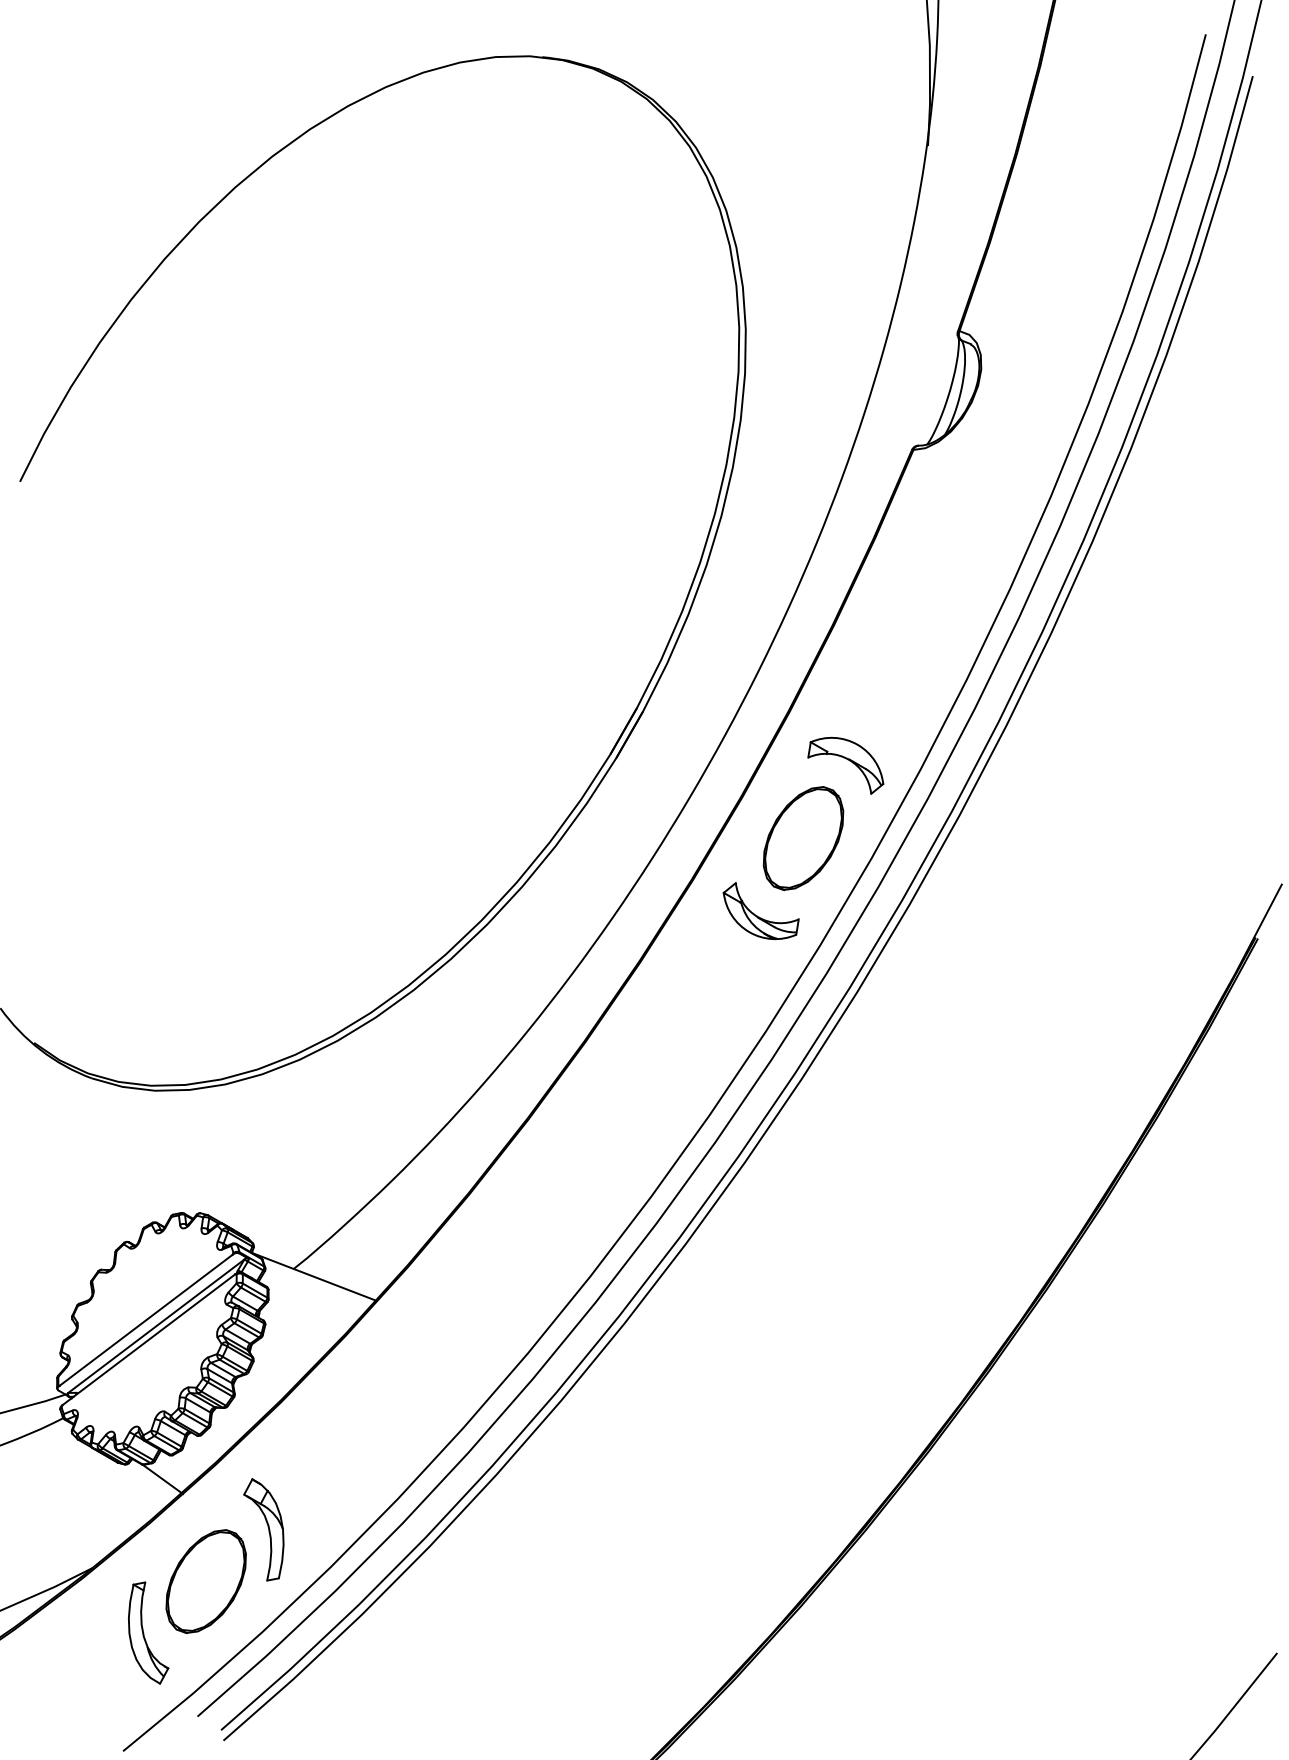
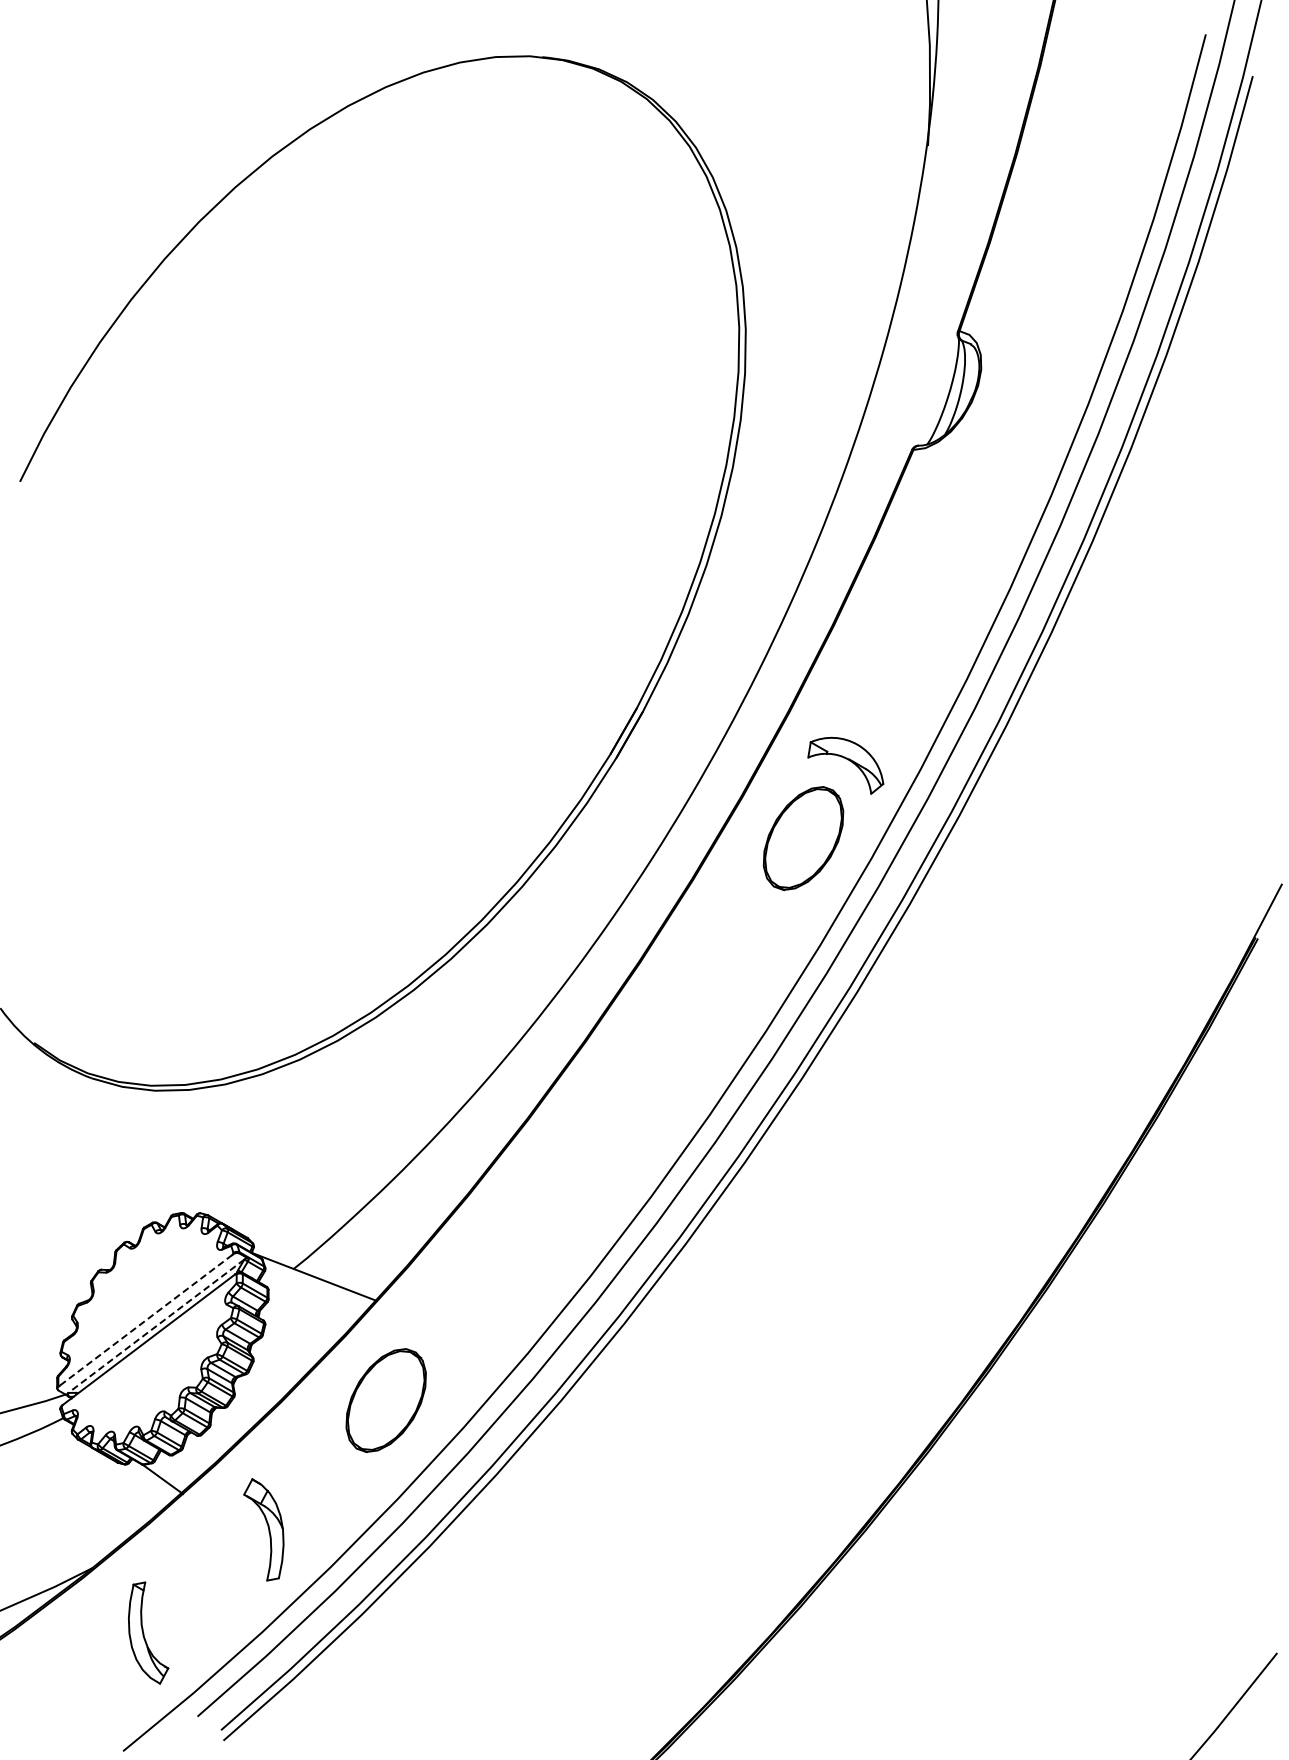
part: present -> none (760, 911)
line: solid -> dashed (145, 1320)
line: solid -> dashed (156, 1326)
part position: (205, 1581) -> (385, 1400) (385, 1400)
